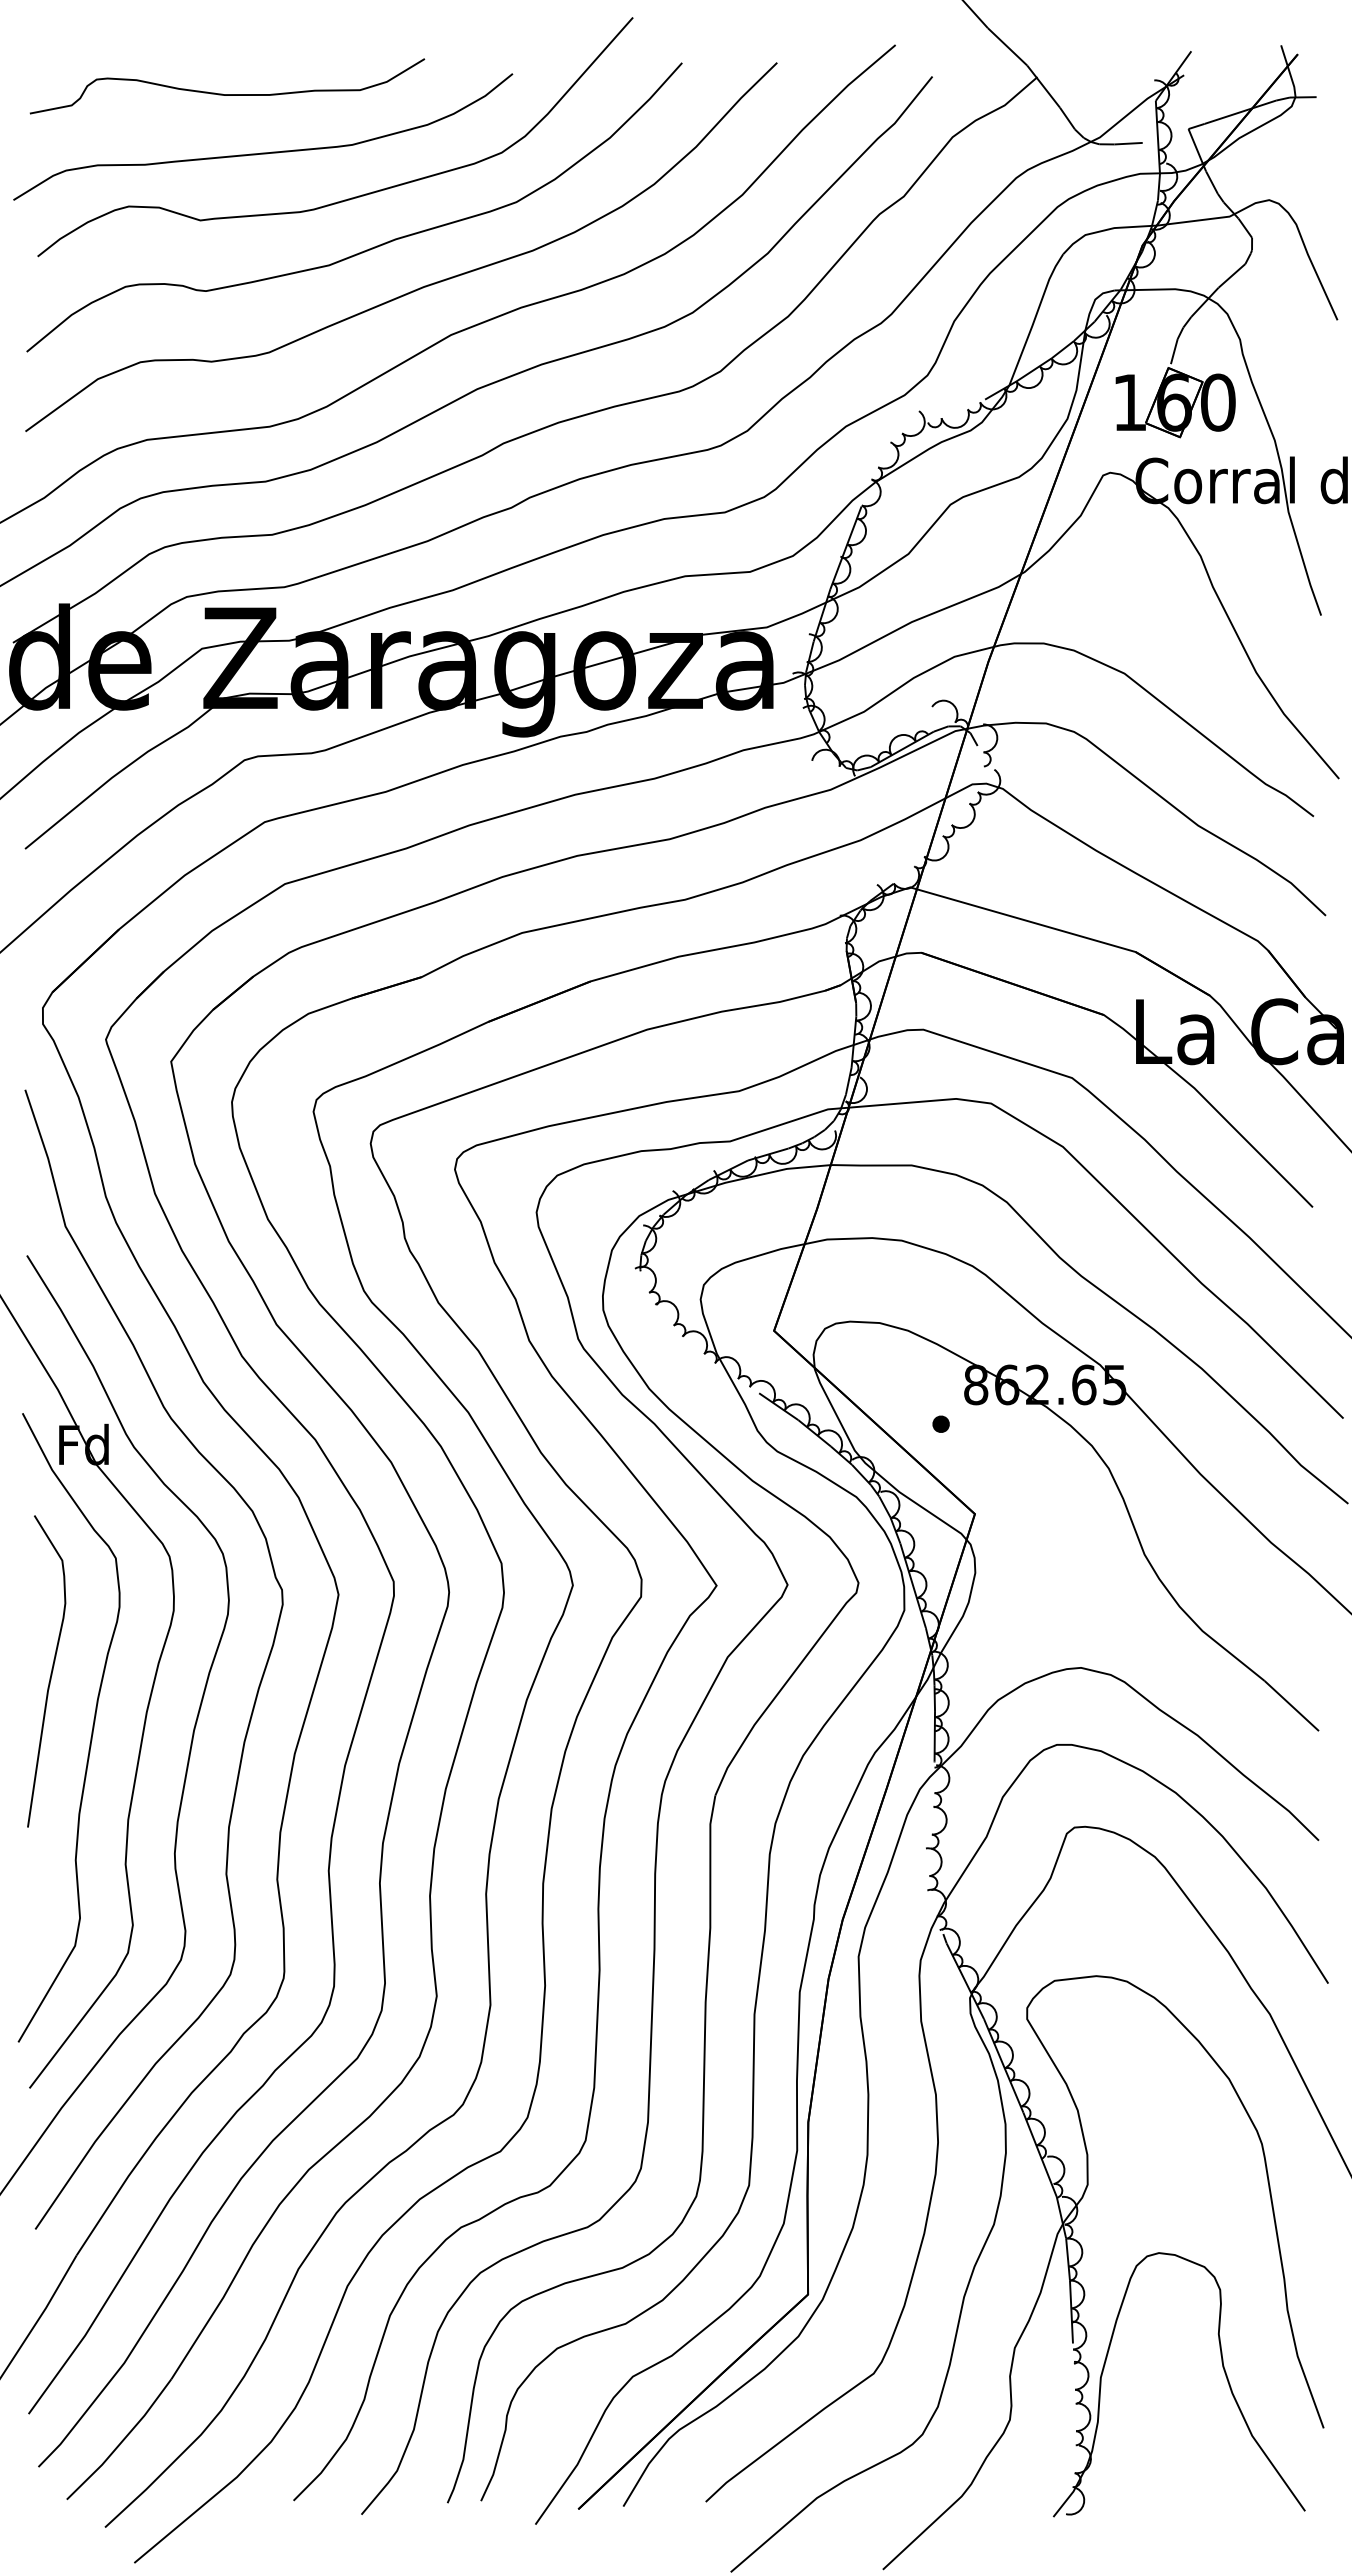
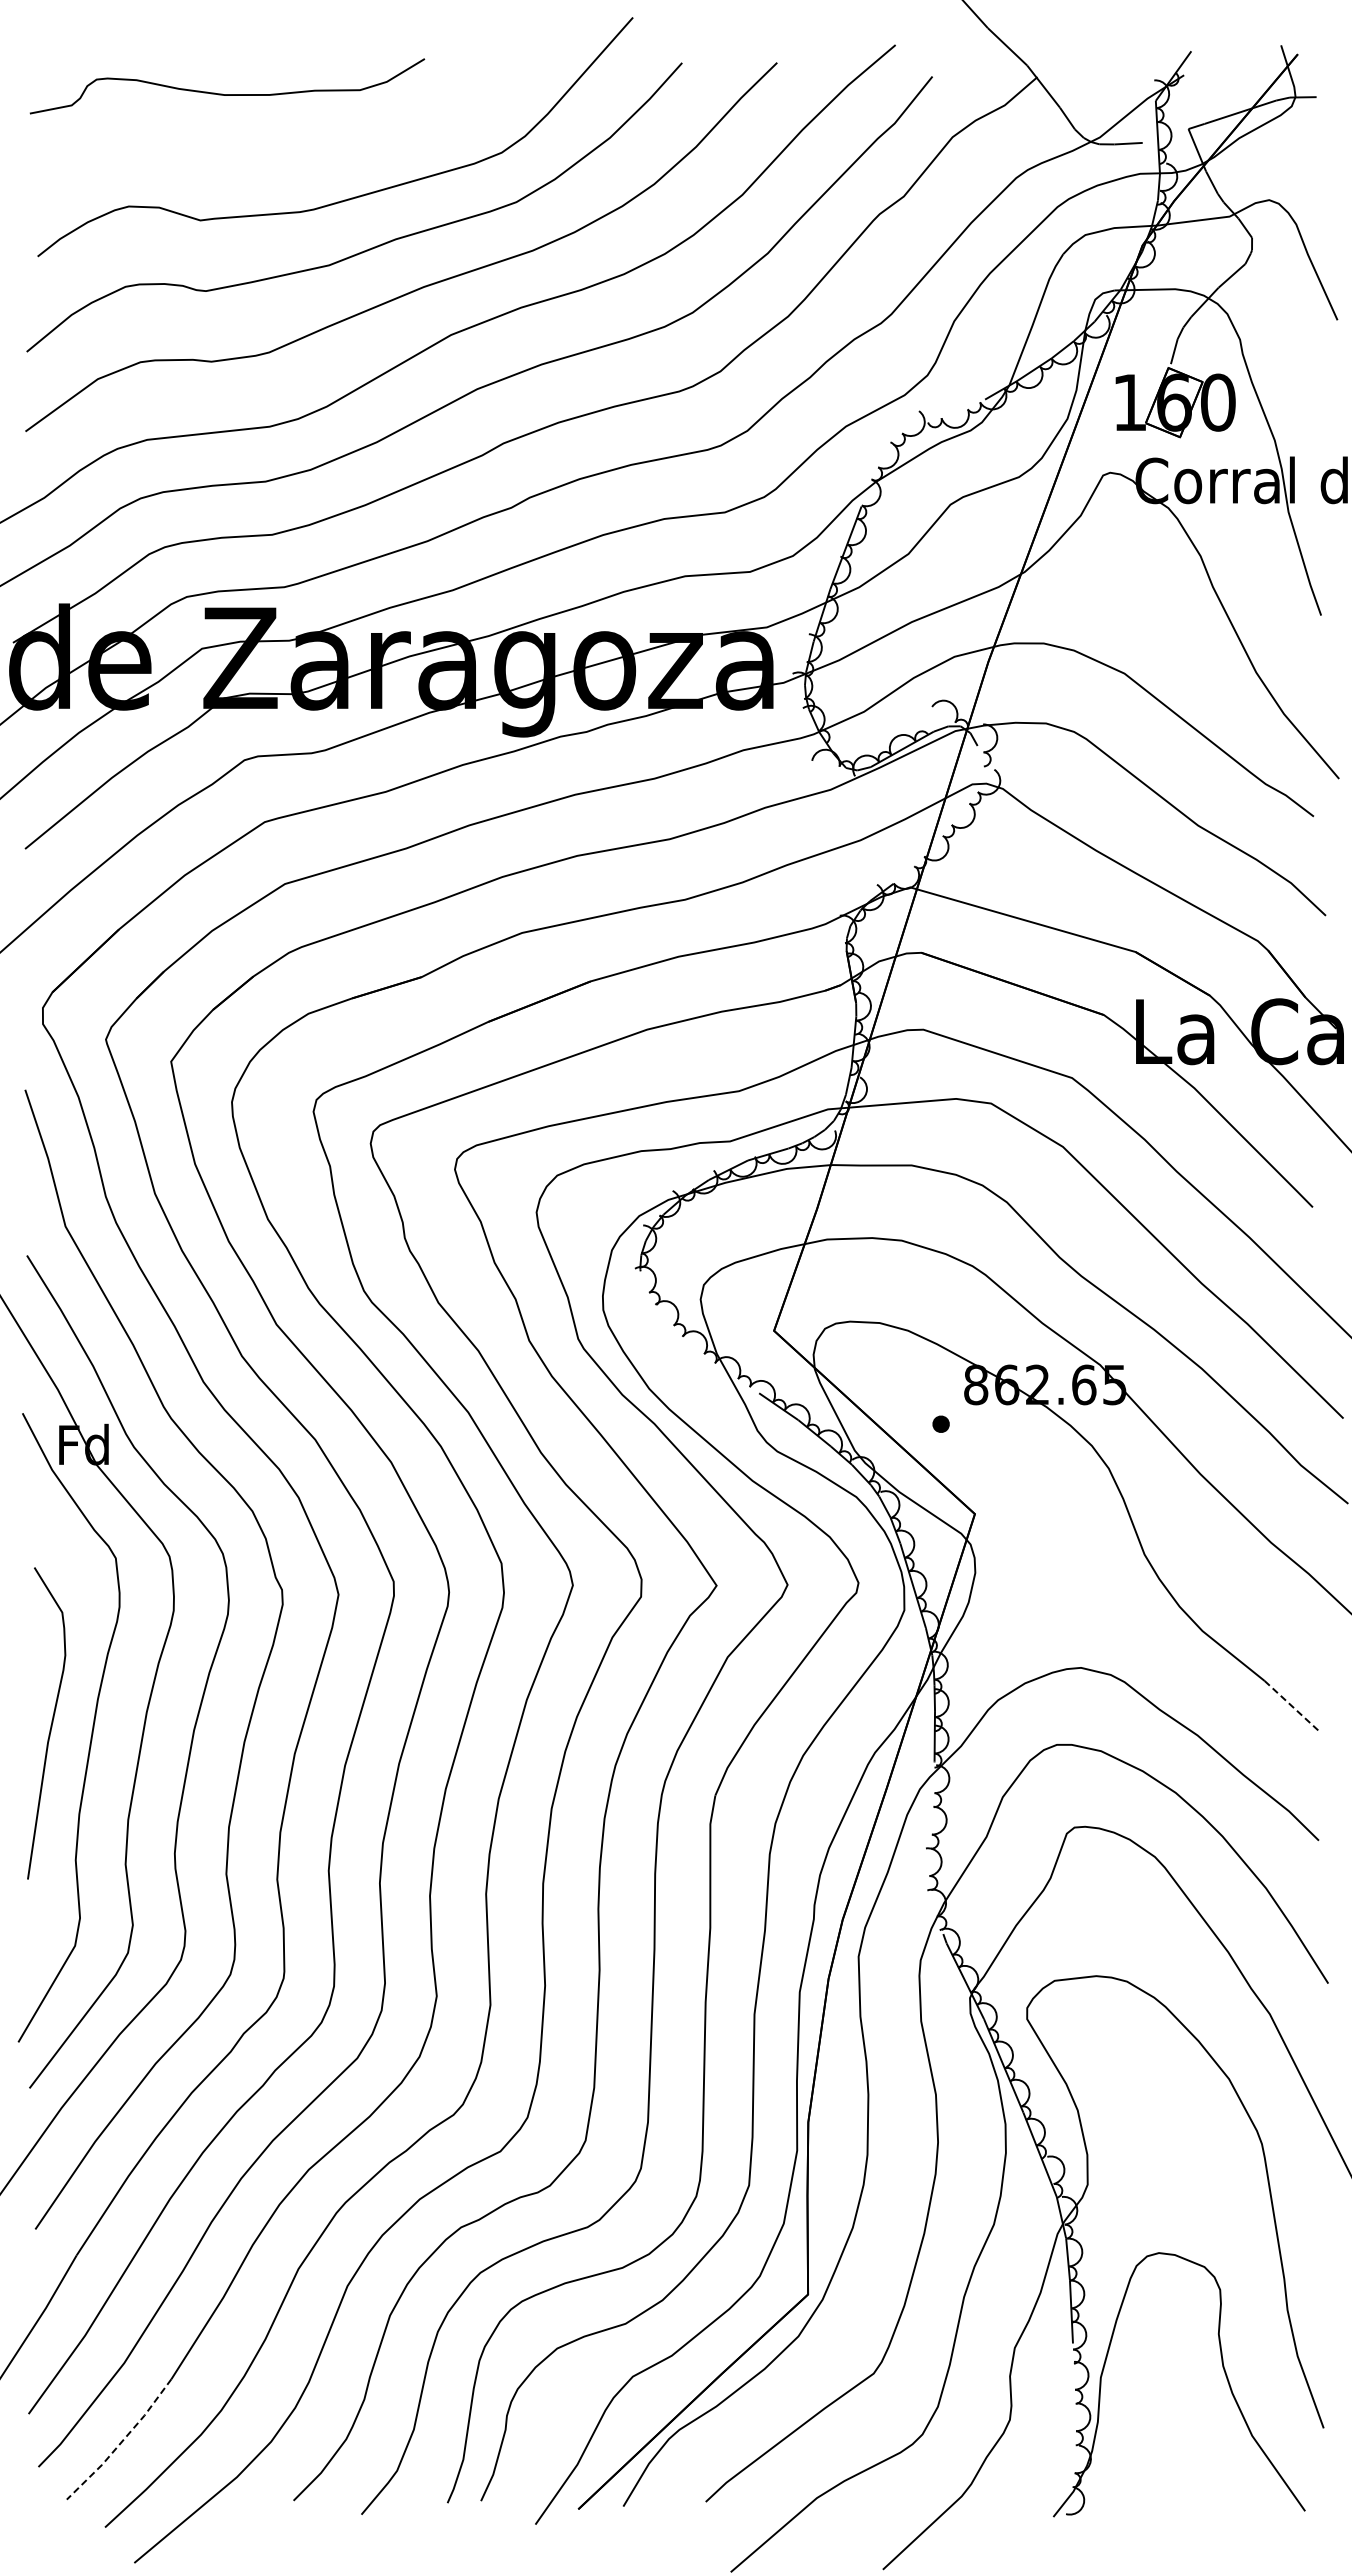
curve: present -> none (263, 152)
curve position: (50, 1673) -> (50, 1725) (50, 1725)
line: solid -> dashed (1291, 1706)
line: solid -> dashed (121, 2442)
